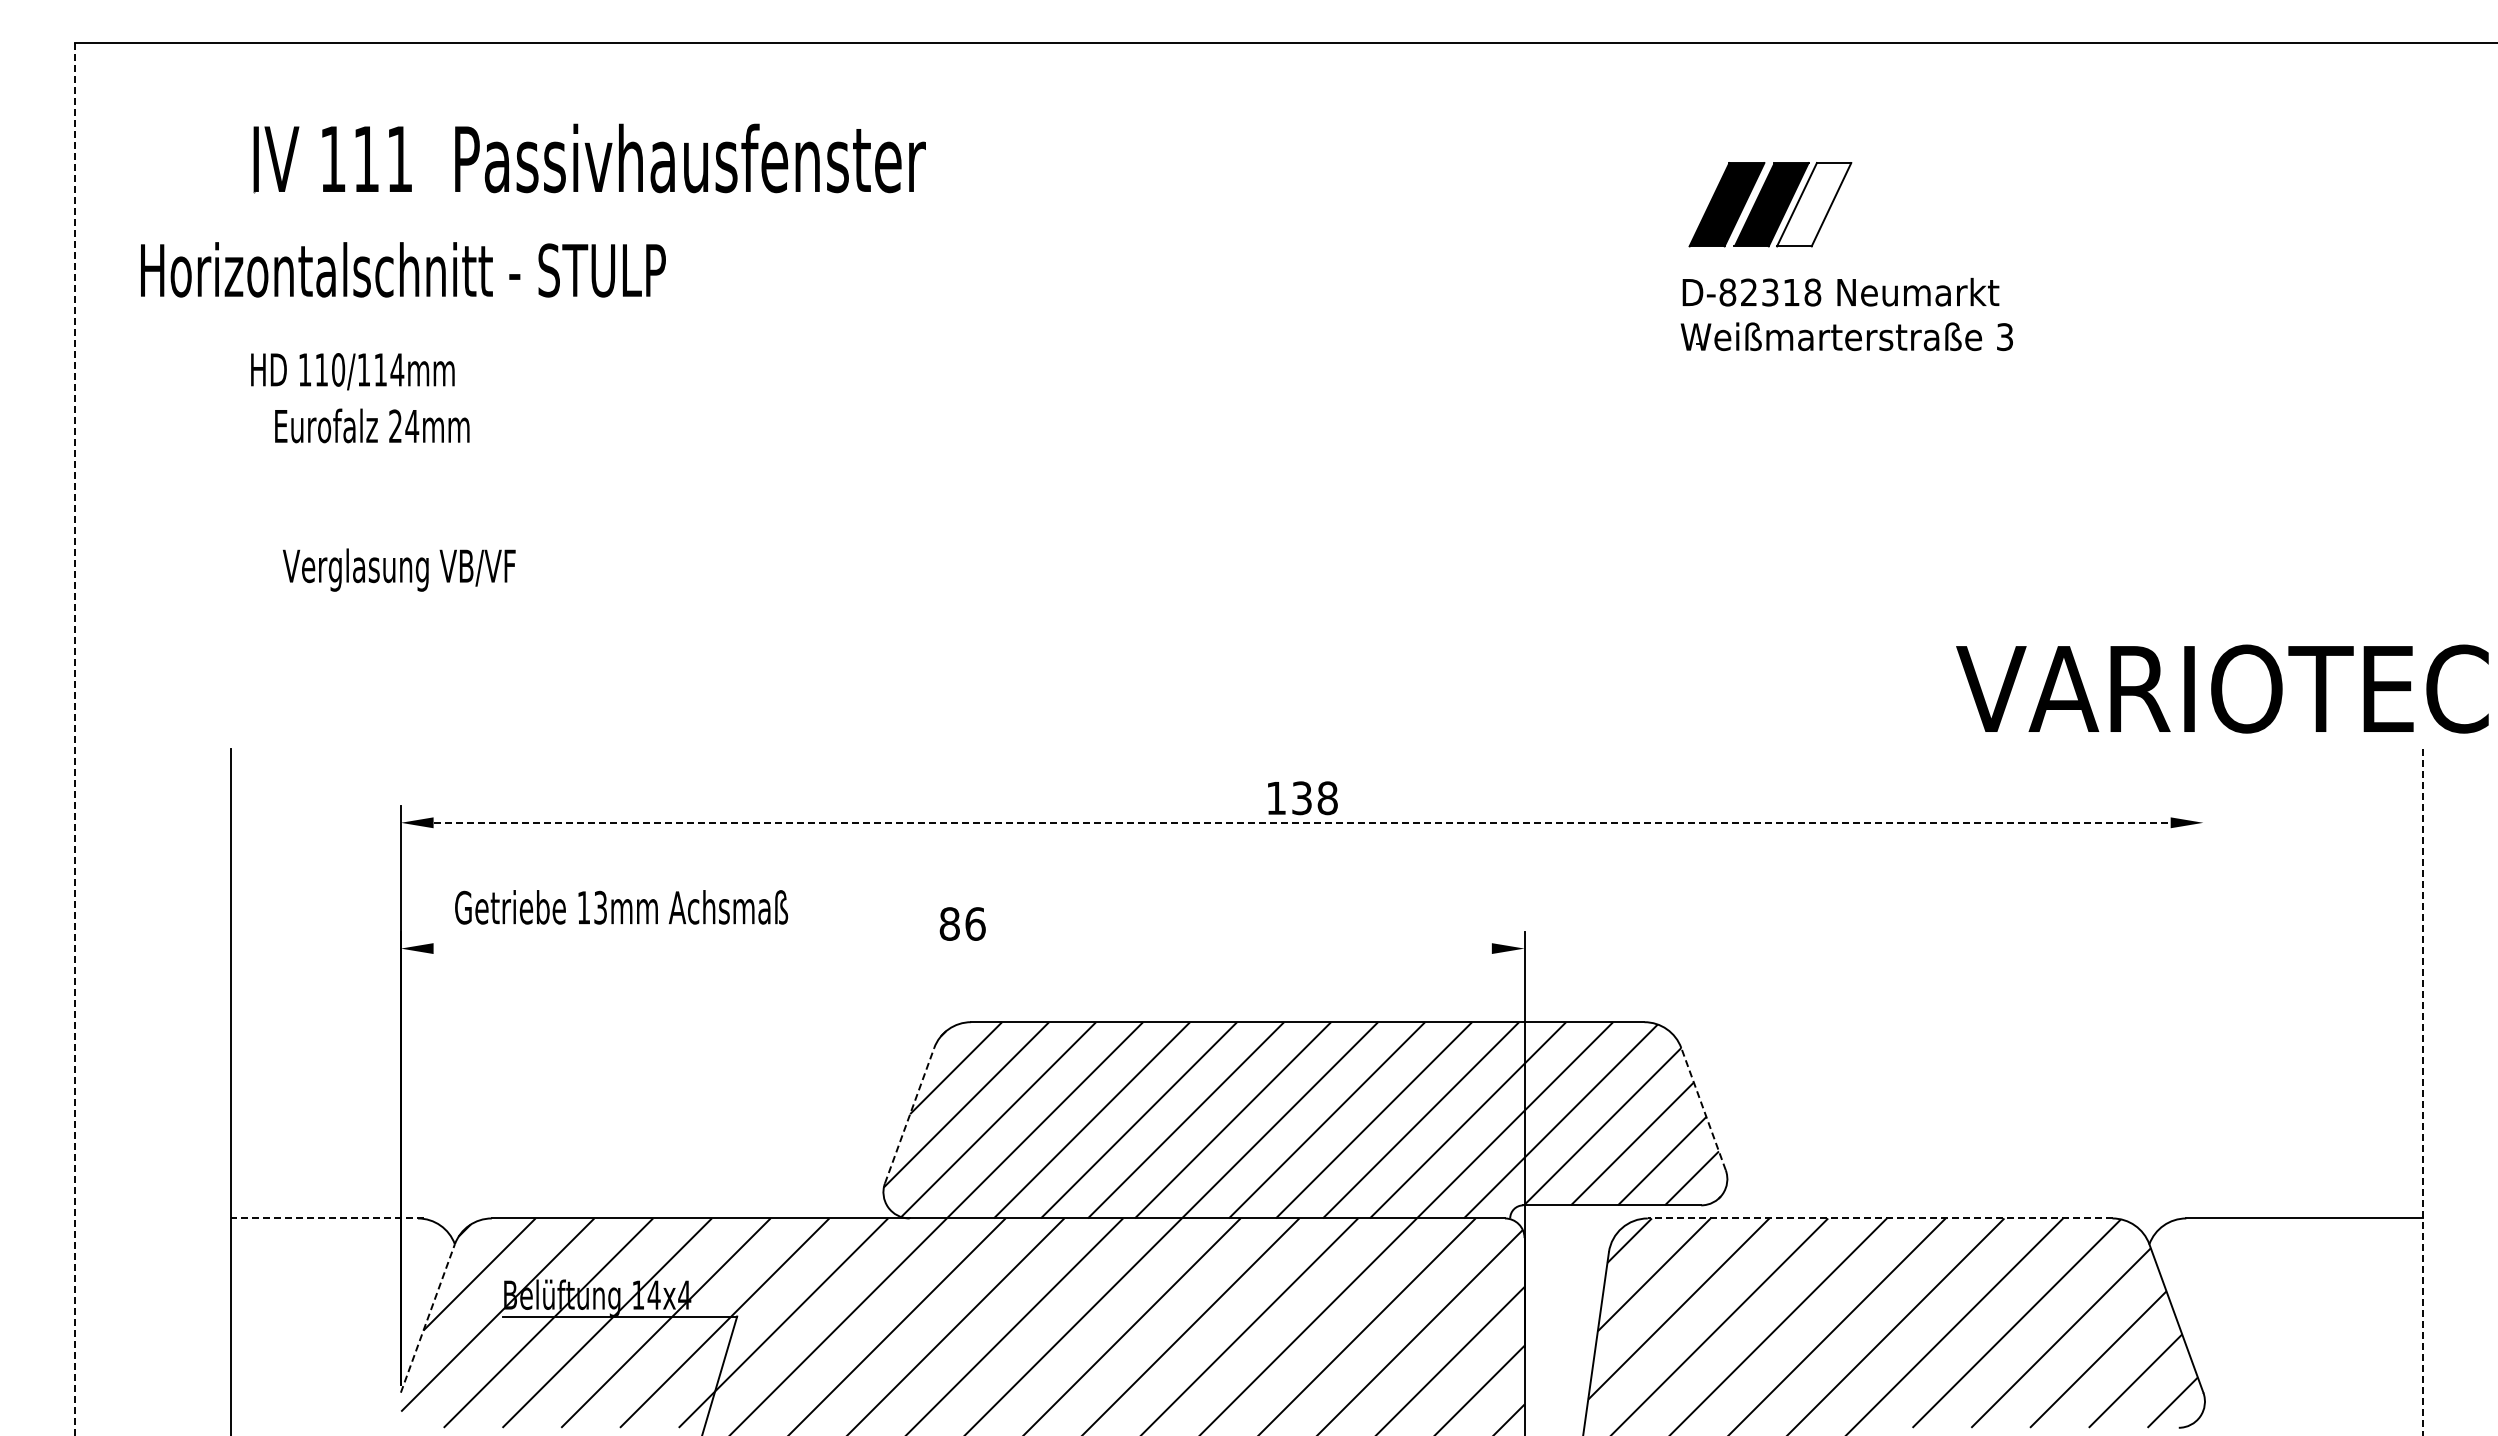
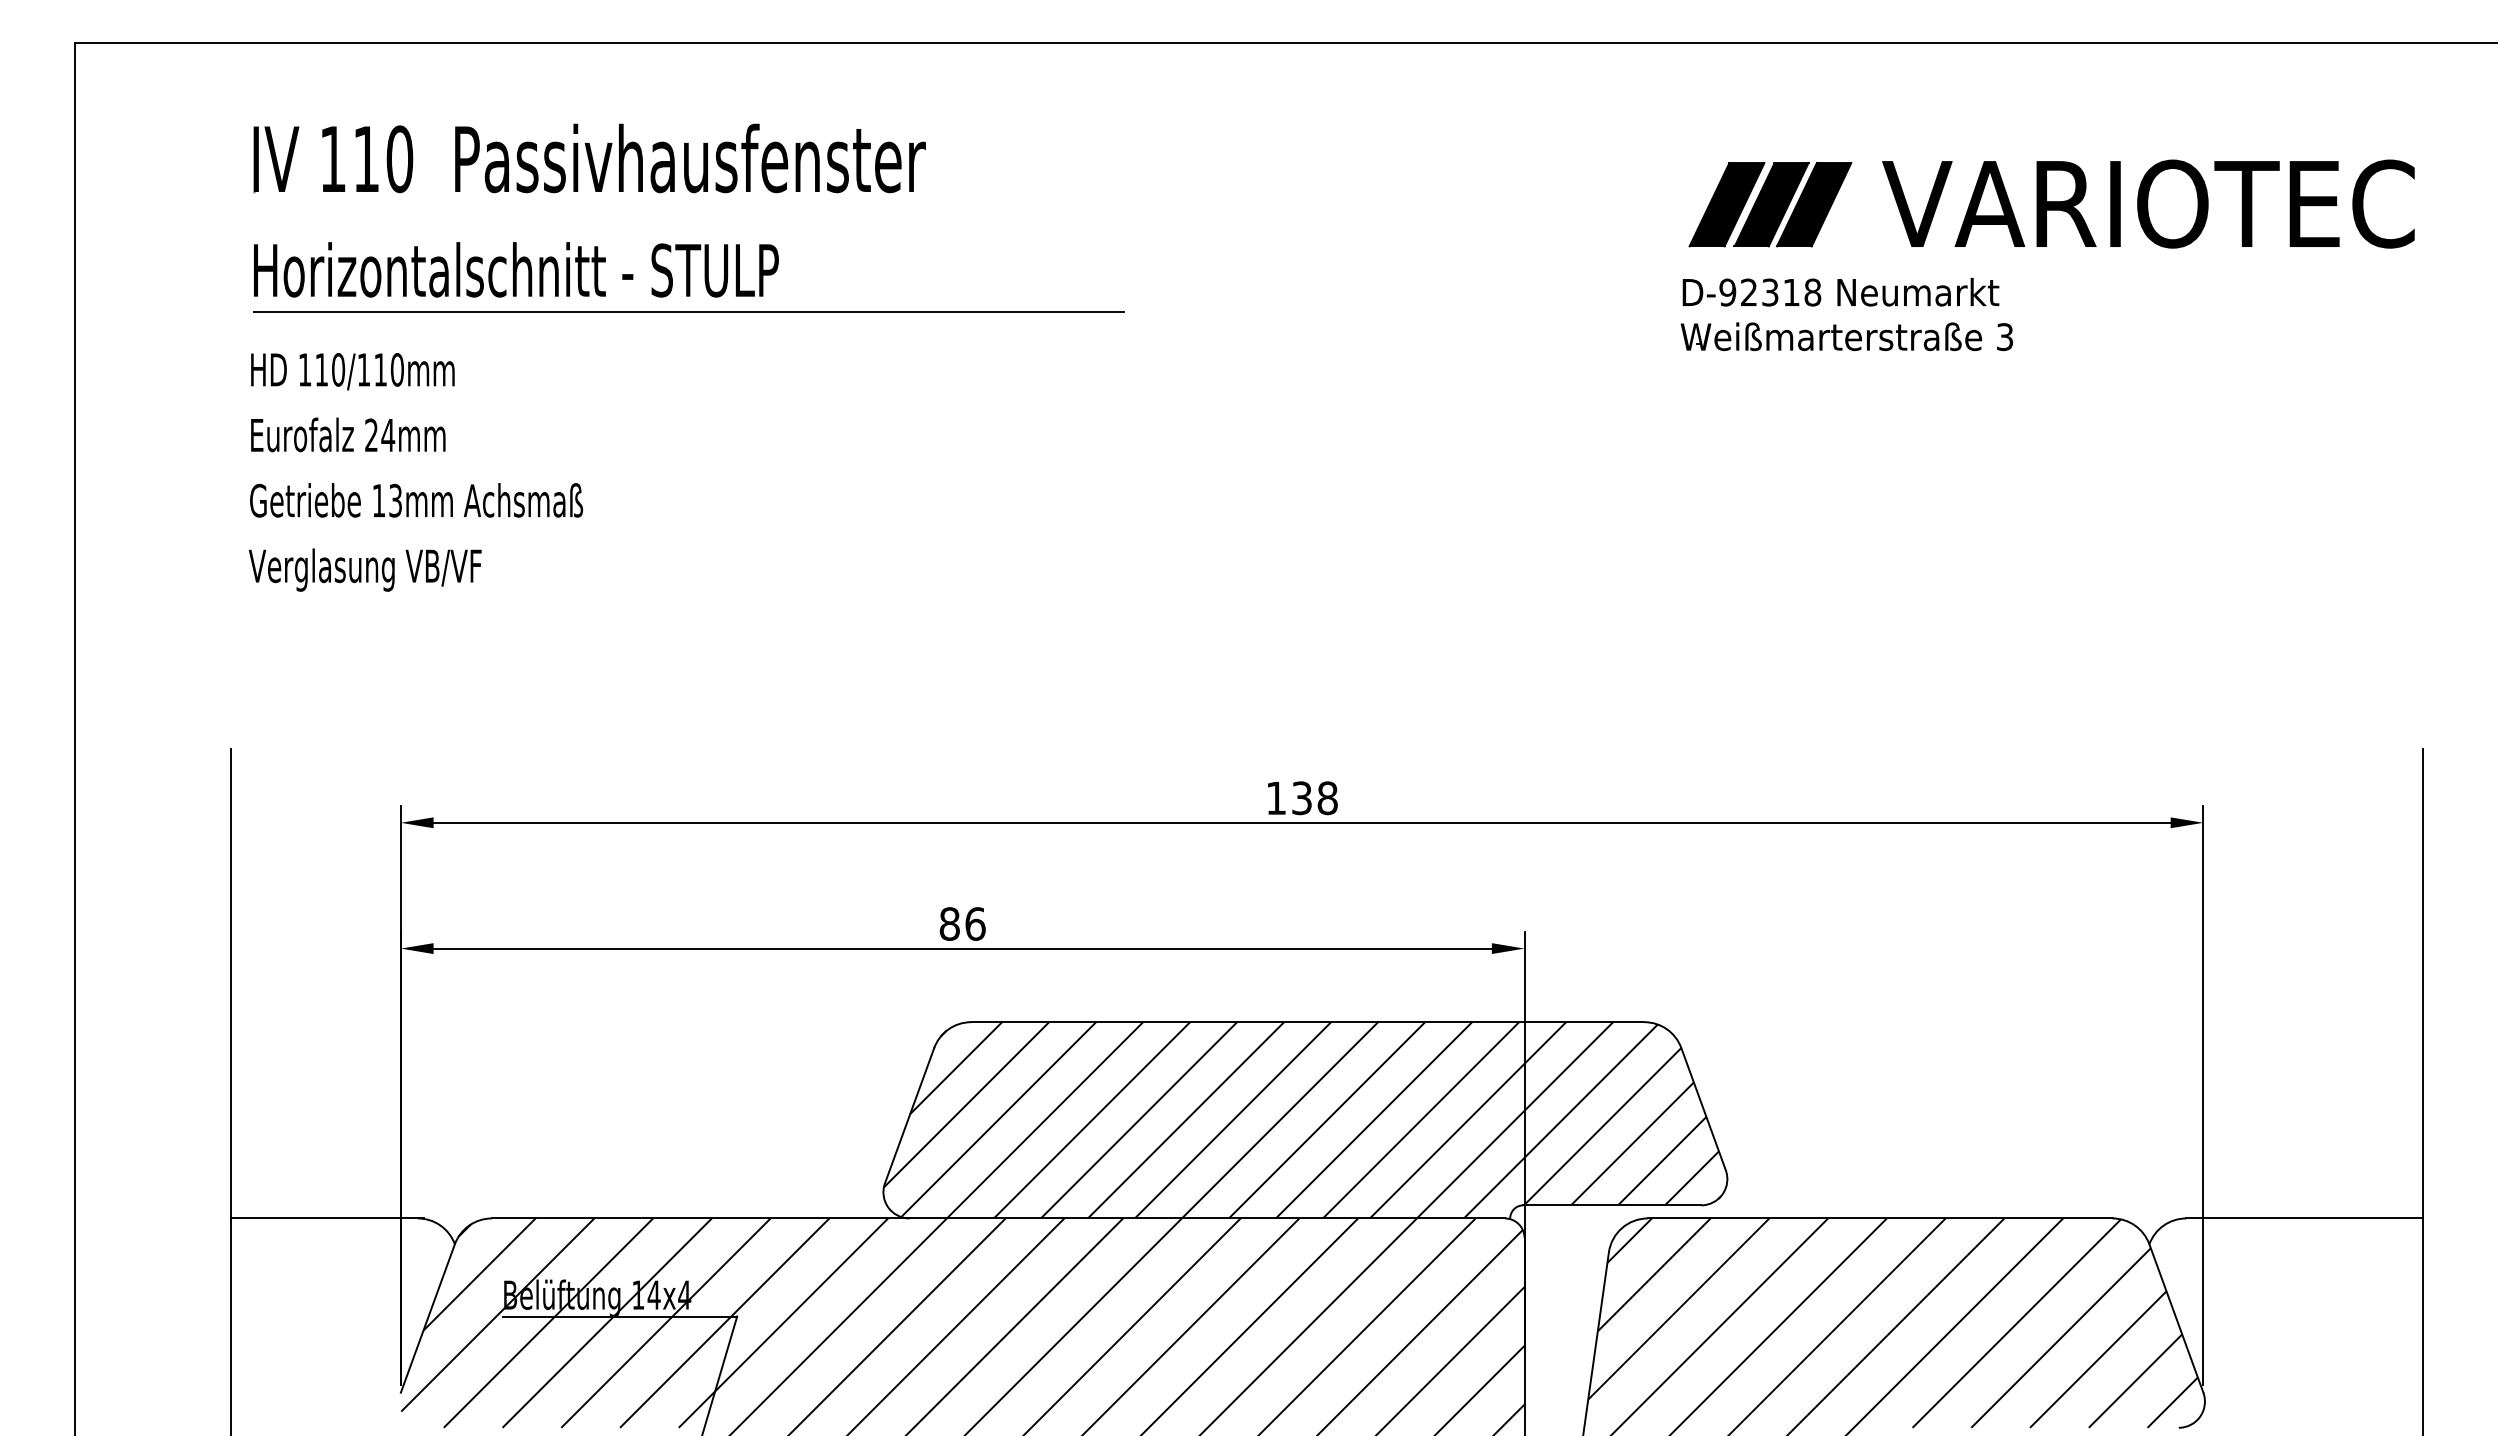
text: 111 -> 110 (399, 159)
fill: none -> present (1814, 204)
text position: (403, 269) -> (516, 269) (516, 269)
text: D-82318 -> D-92318 (1727, 292)
line: none -> present (688, 311)
text: 110/114mm -> 110/110mm (397, 369)
text position: (372, 425) -> (348, 434) (348, 434)
text position: (399, 569) -> (365, 569) (365, 569)
text position: (2222, 688) -> (2148, 203) (2148, 203)
line: dashed -> solid (74, 740)
line: dashed -> solid (1302, 822)
text position: (621, 907) -> (416, 500) (416, 500)
line: none -> present (962, 948)
line: dashed -> solid (2423, 1092)
line: none -> present (2203, 1095)
line: dashed -> solid (1703, 1108)
line: dashed -> solid (909, 1115)
line: dashed -> solid (327, 1218)
line: dashed -> solid (1879, 1218)
line: dashed -> solid (427, 1318)
